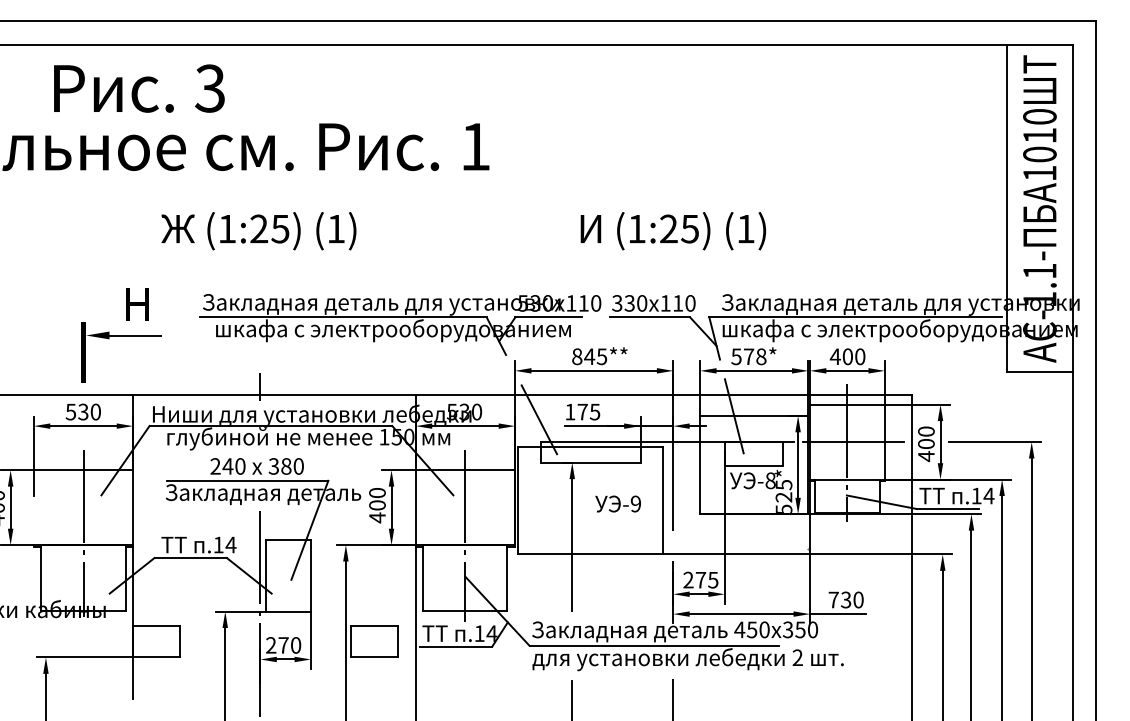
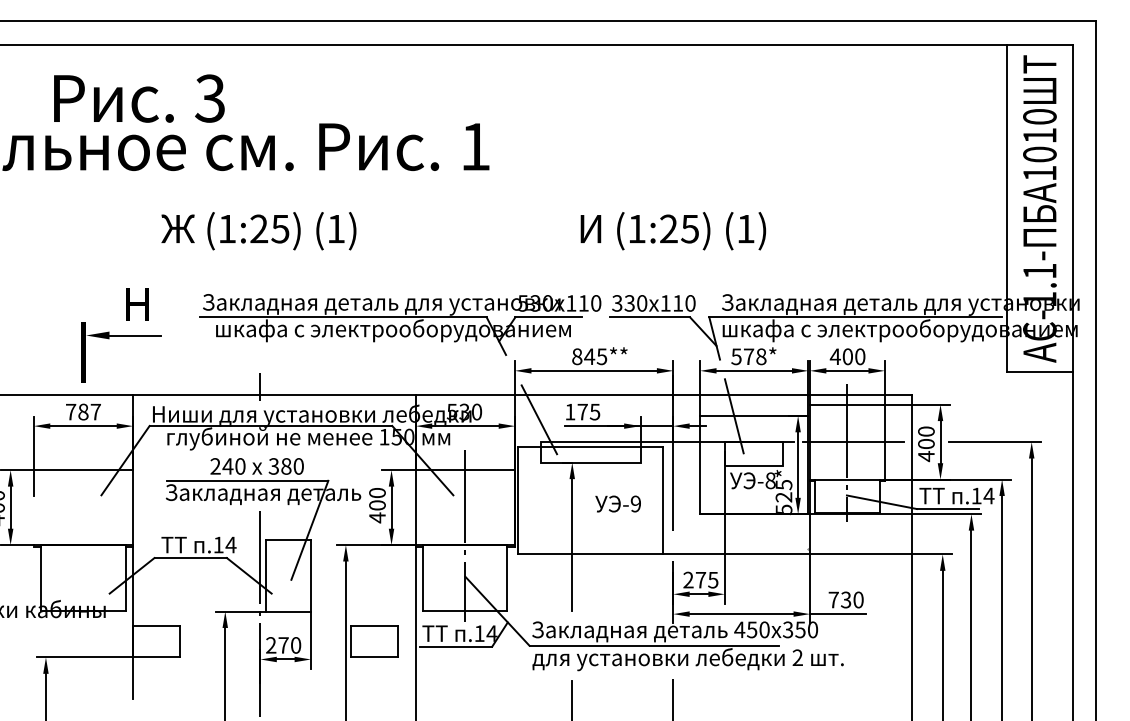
text position: (139, 88) -> (139, 98) (139, 98)
text: 530 -> 787 (82, 411)
line: present -> none (83, 533)
